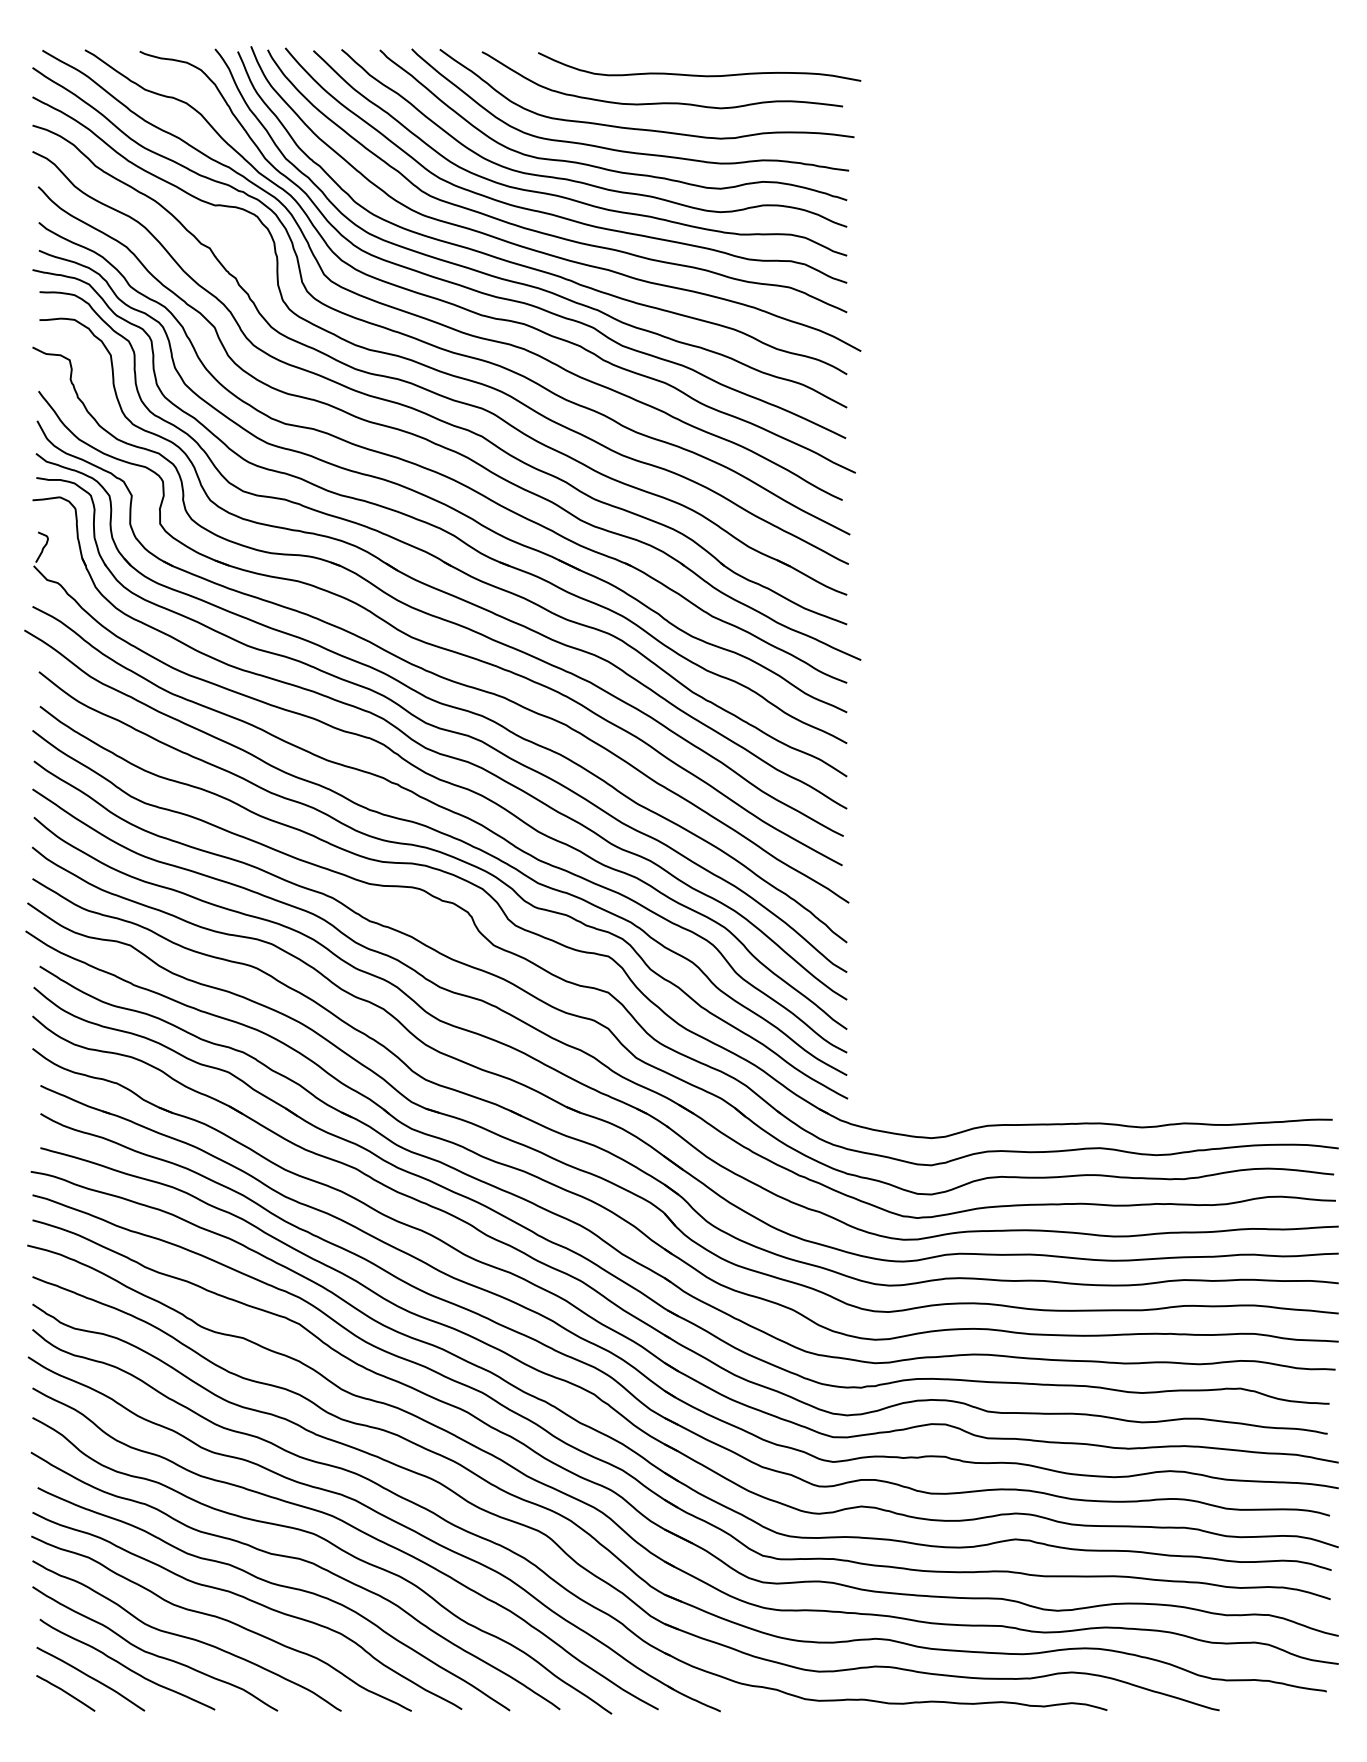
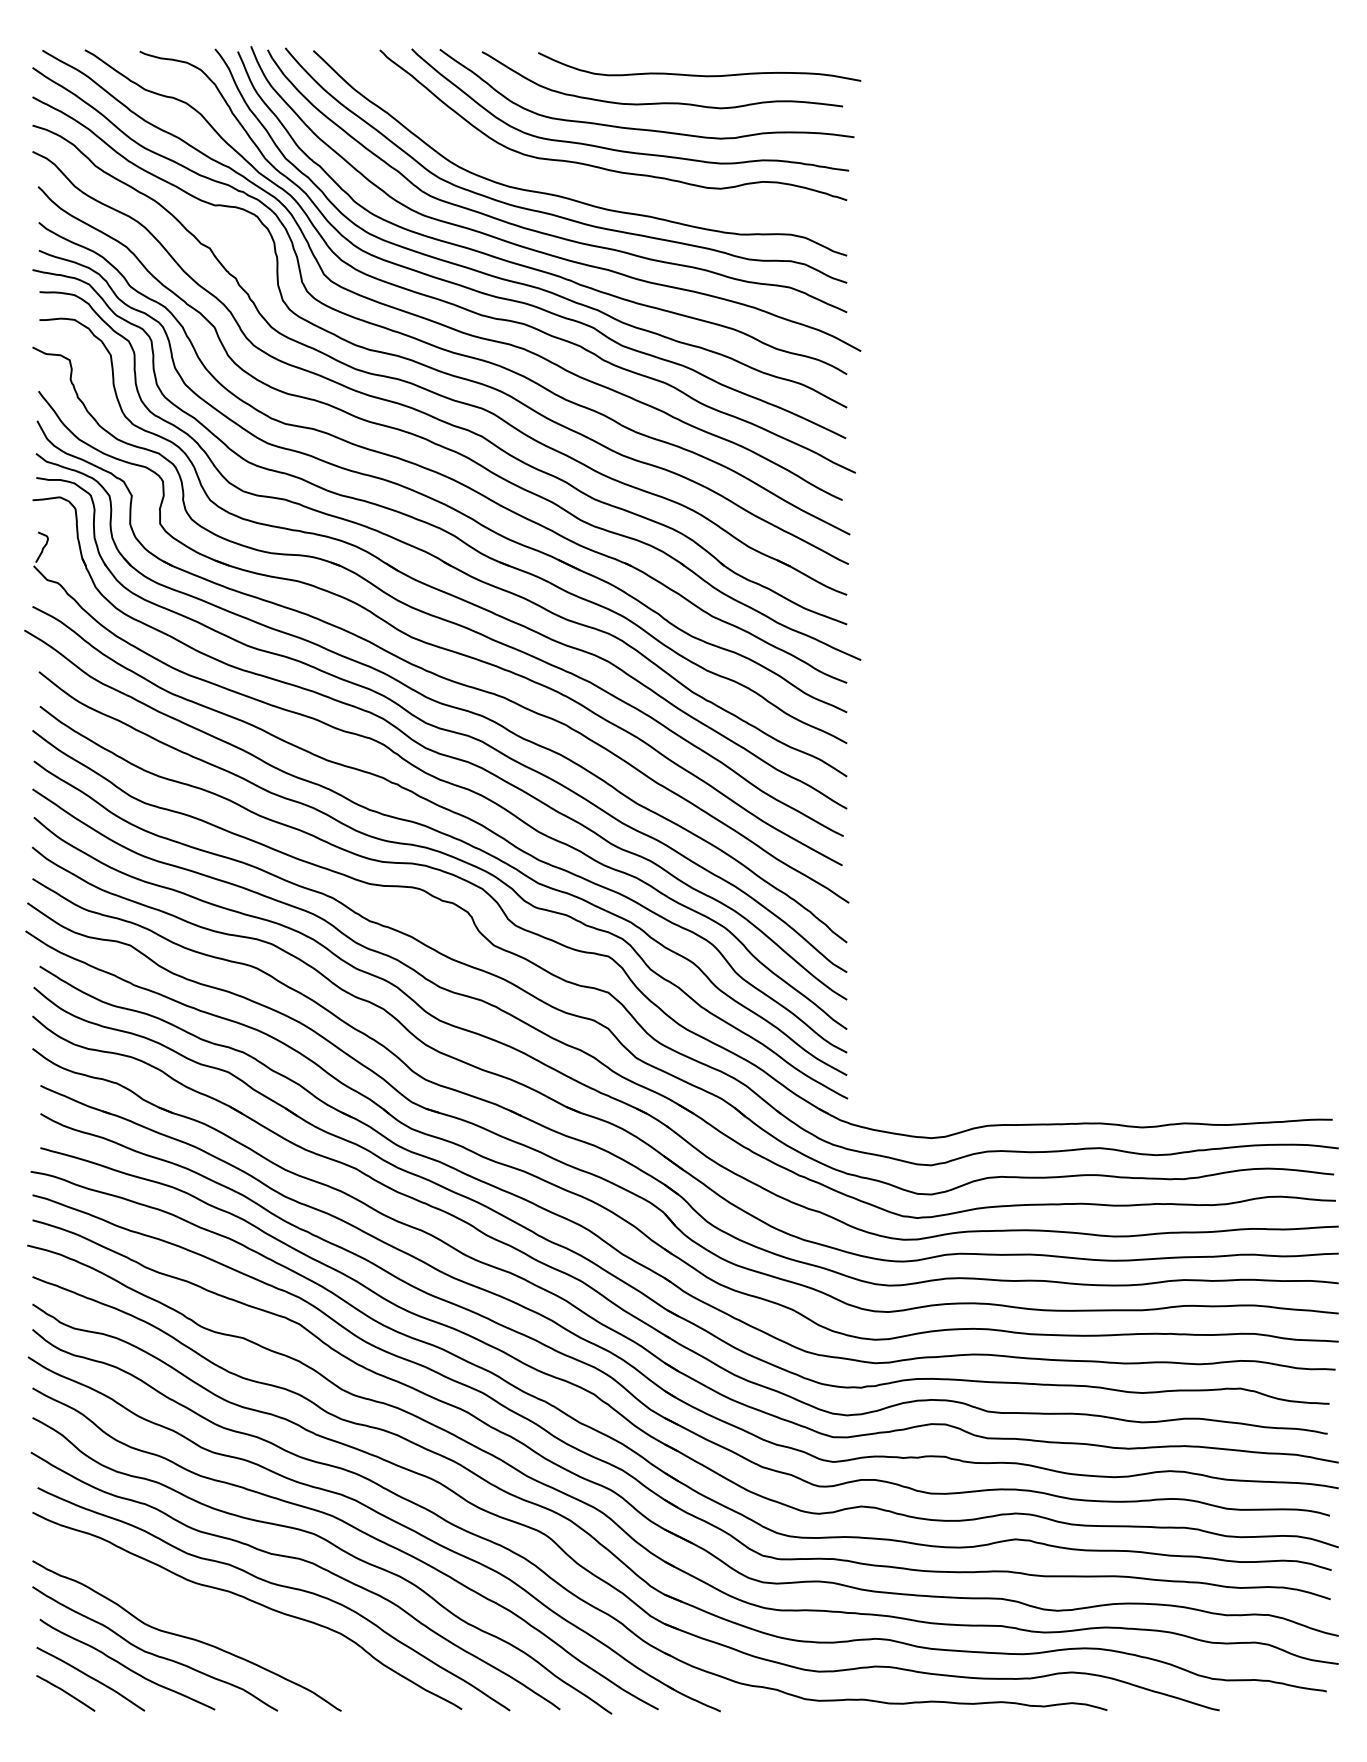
curve: present -> none (585, 182)
curve: present -> none (223, 1620)
